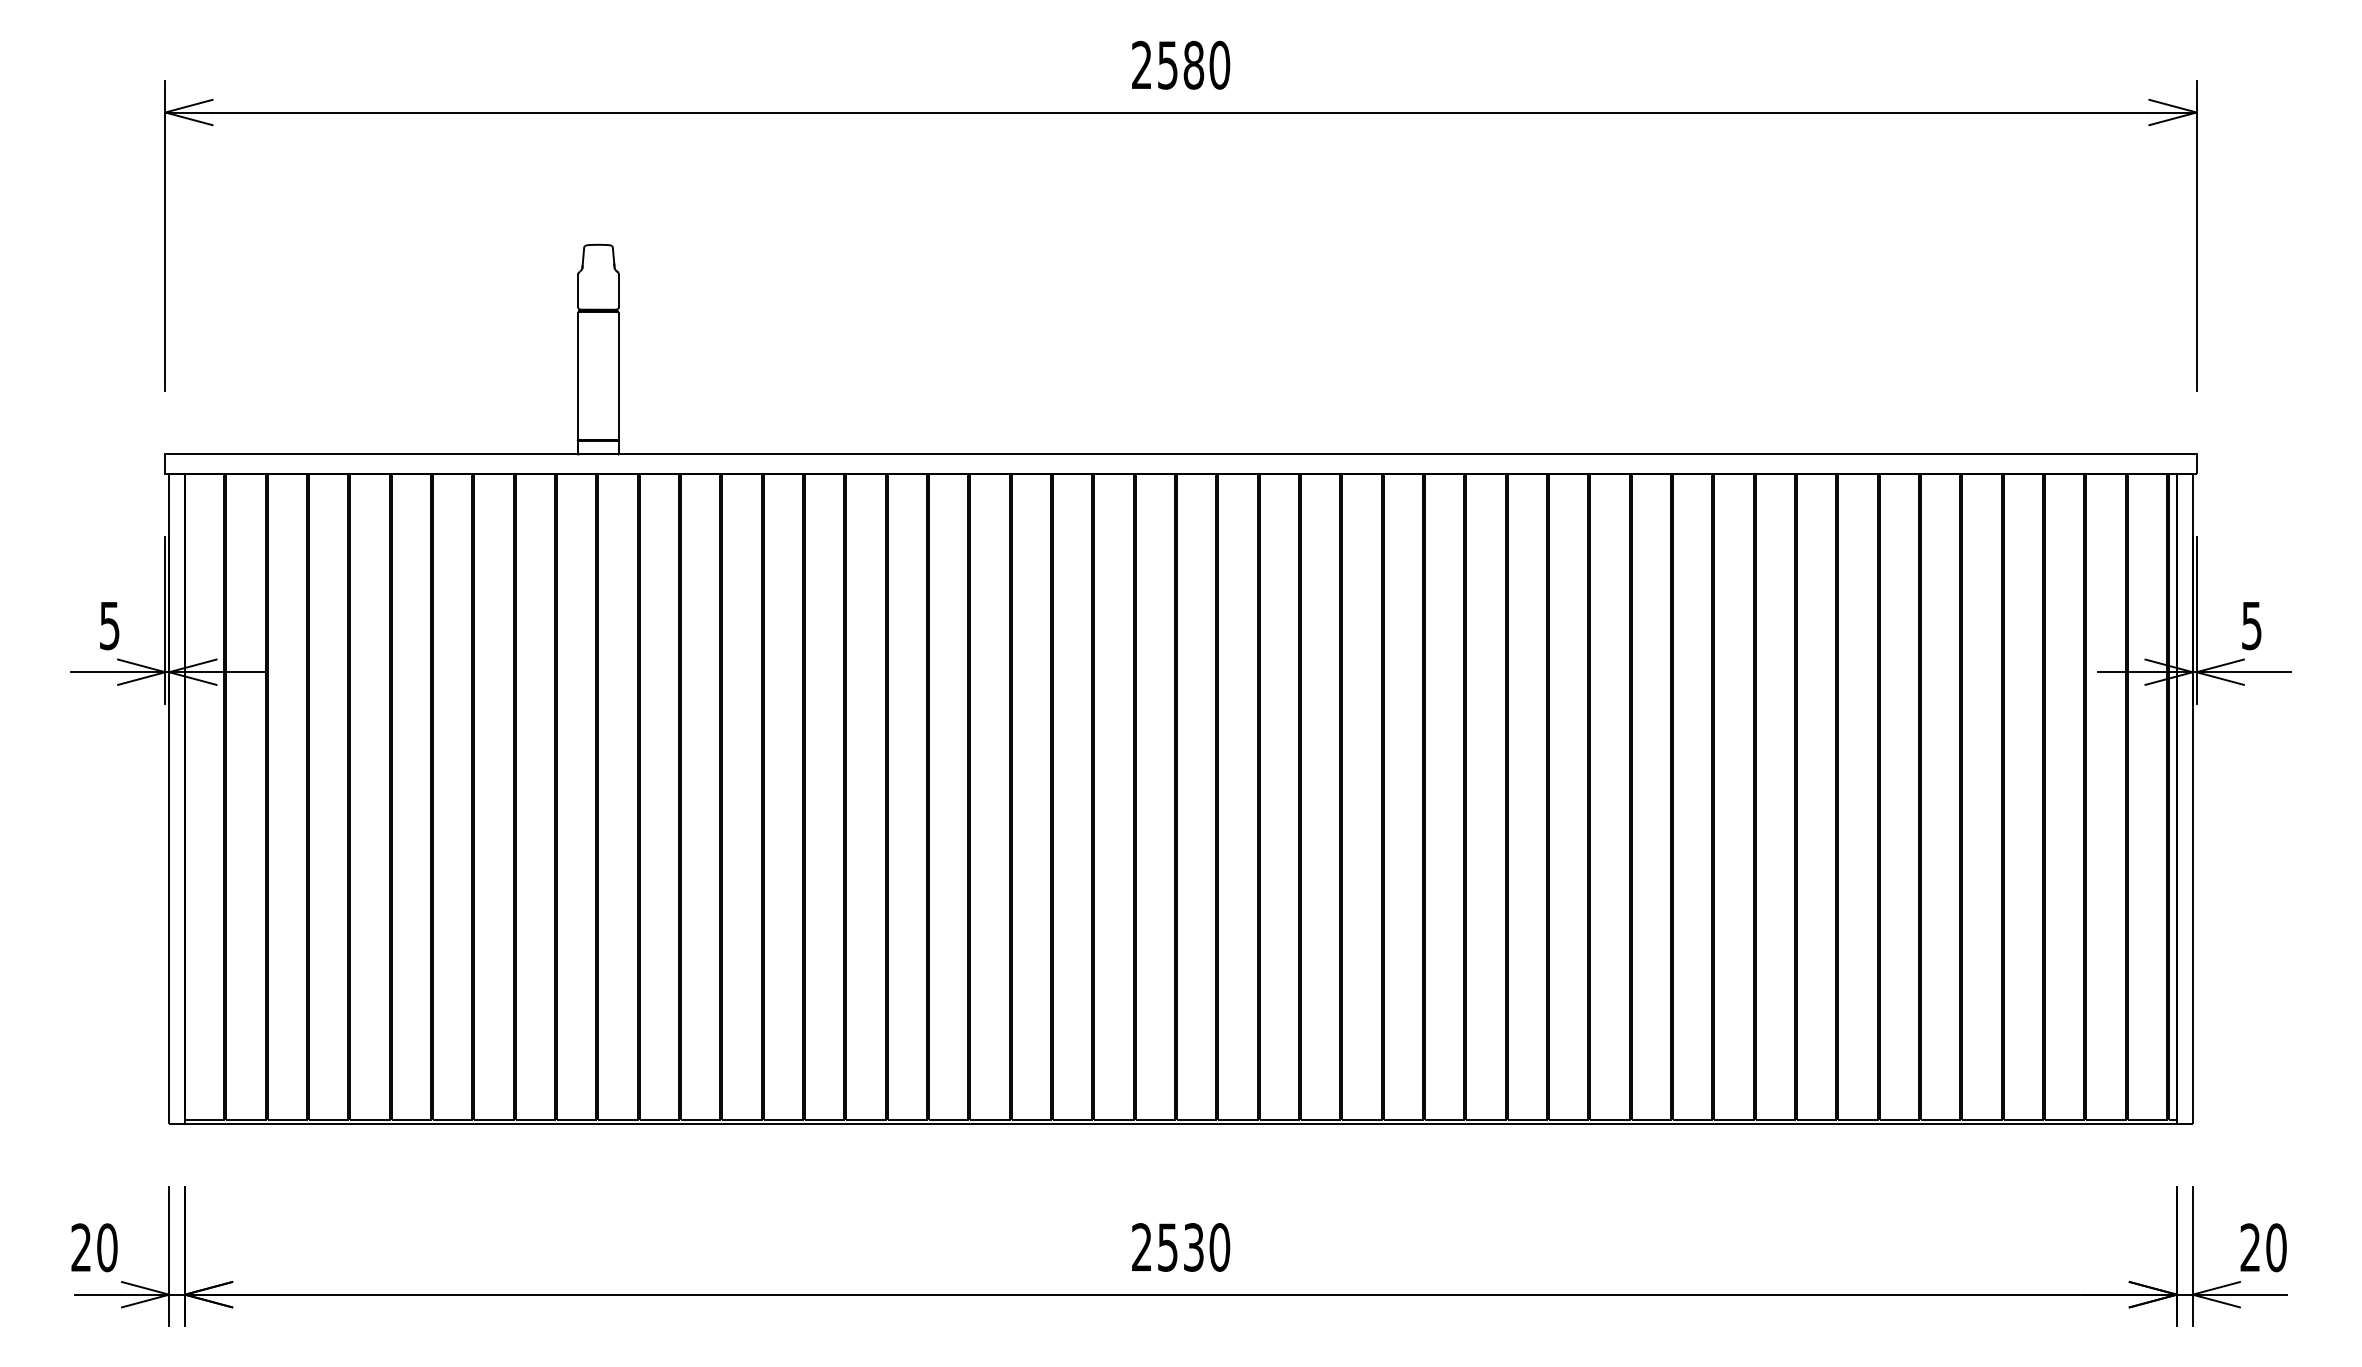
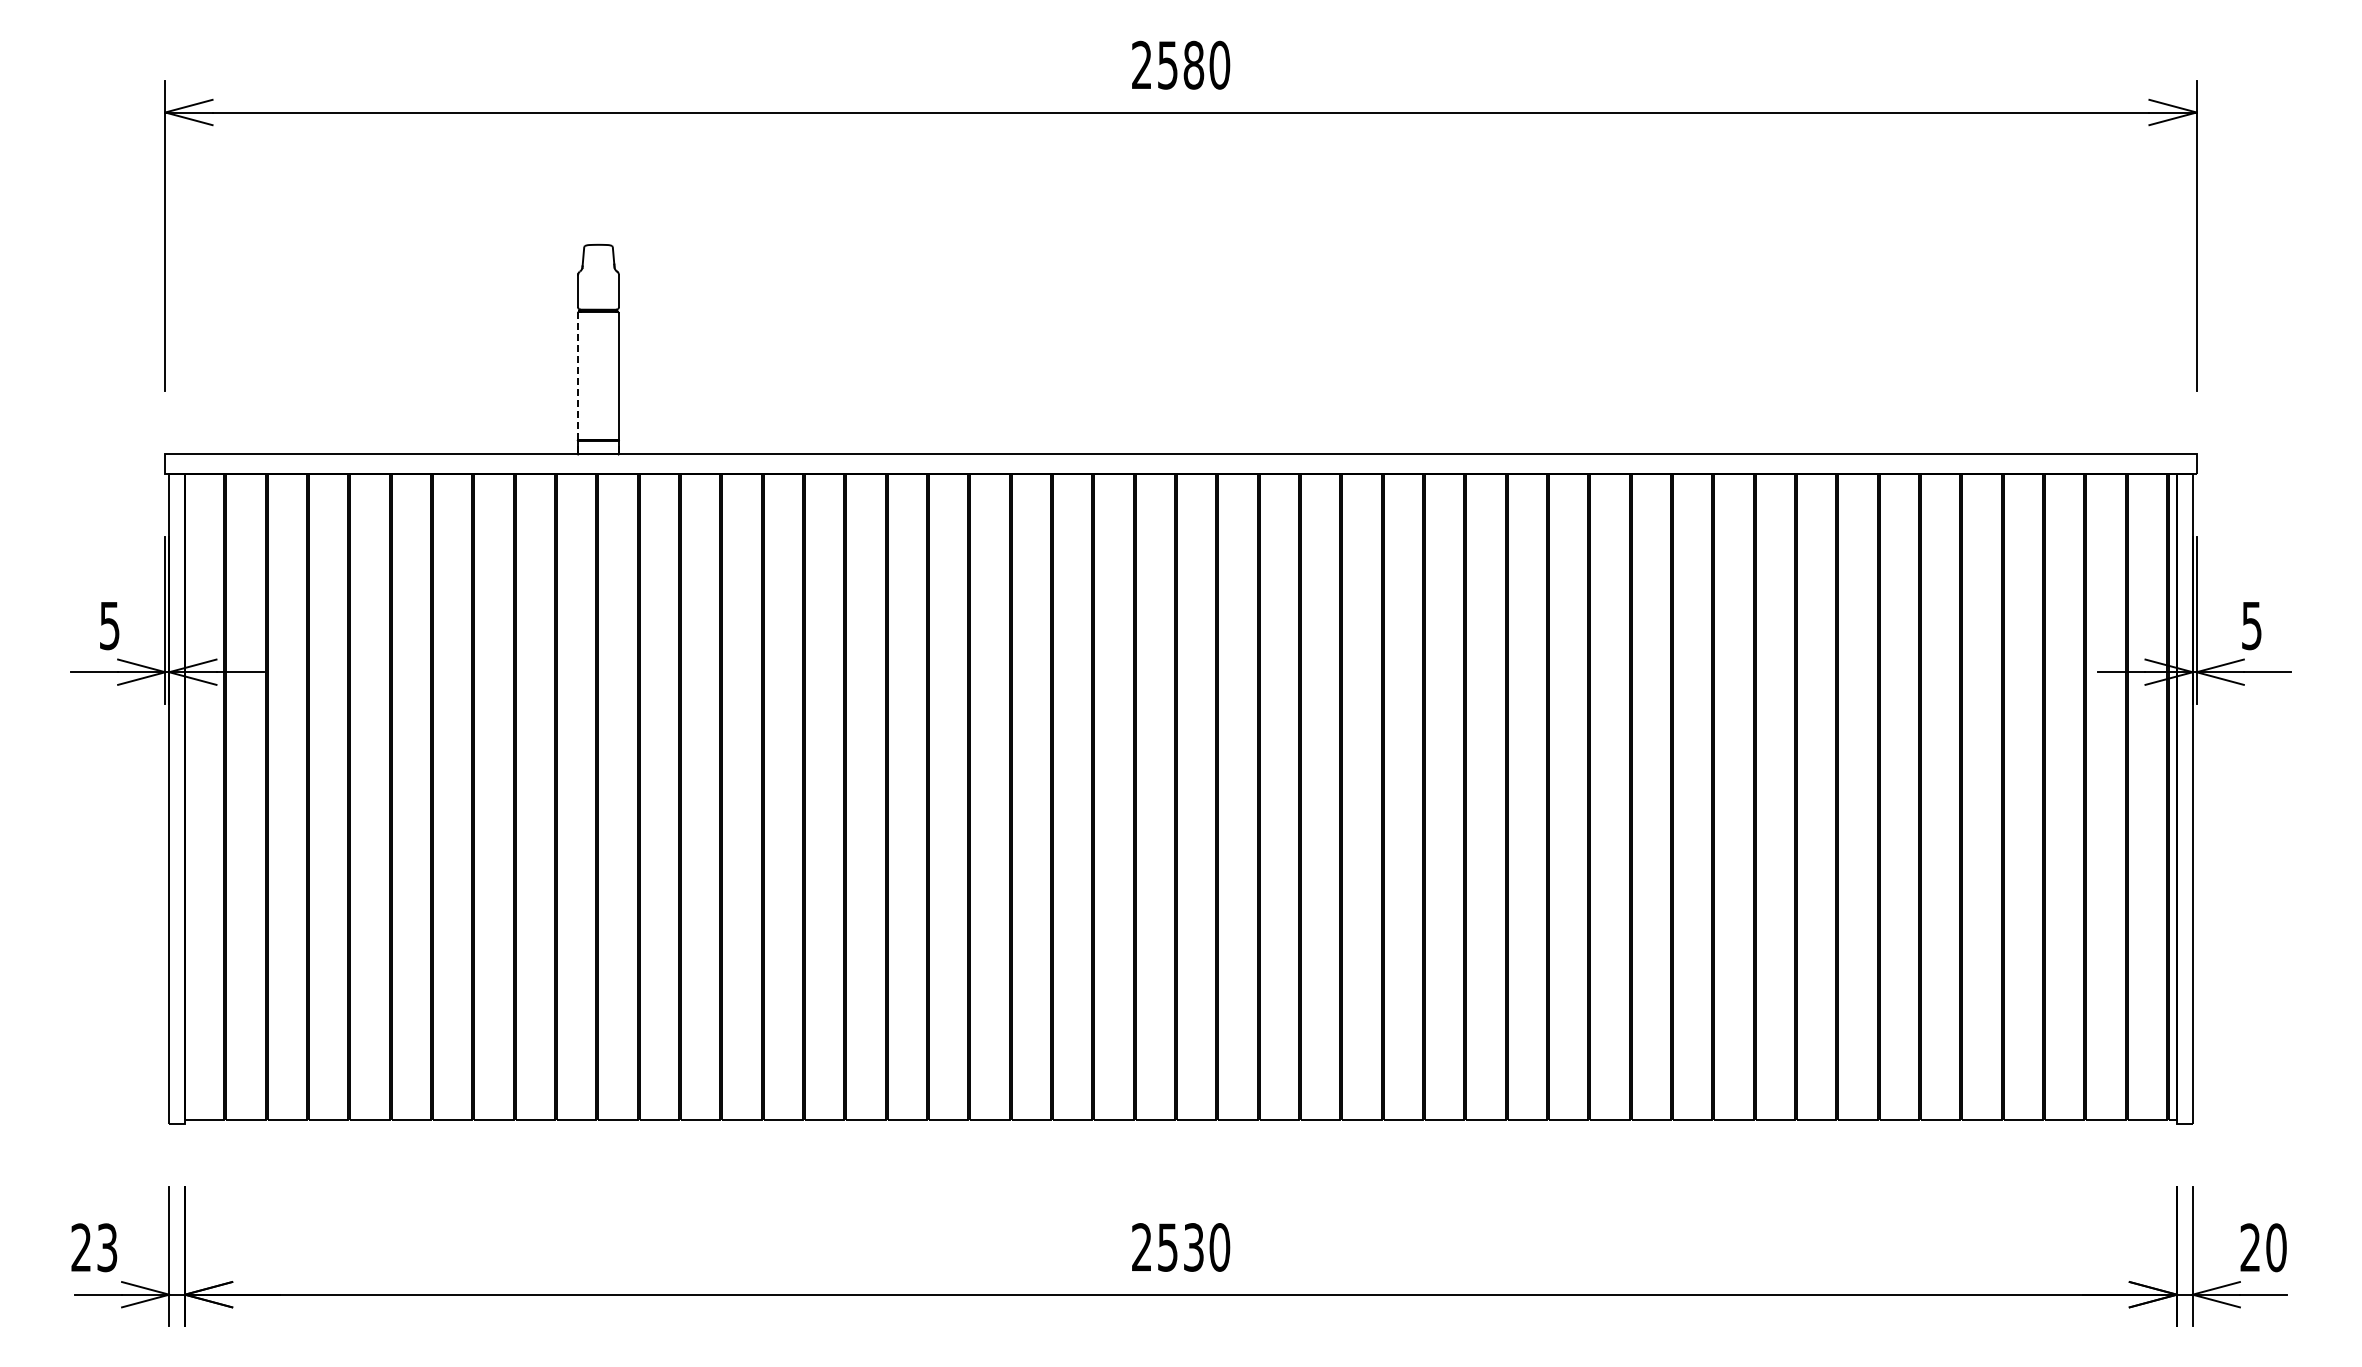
line: solid -> dashed (577, 375)
line: present -> none (1180, 1123)
text: 20 -> 23 (107, 1247)
